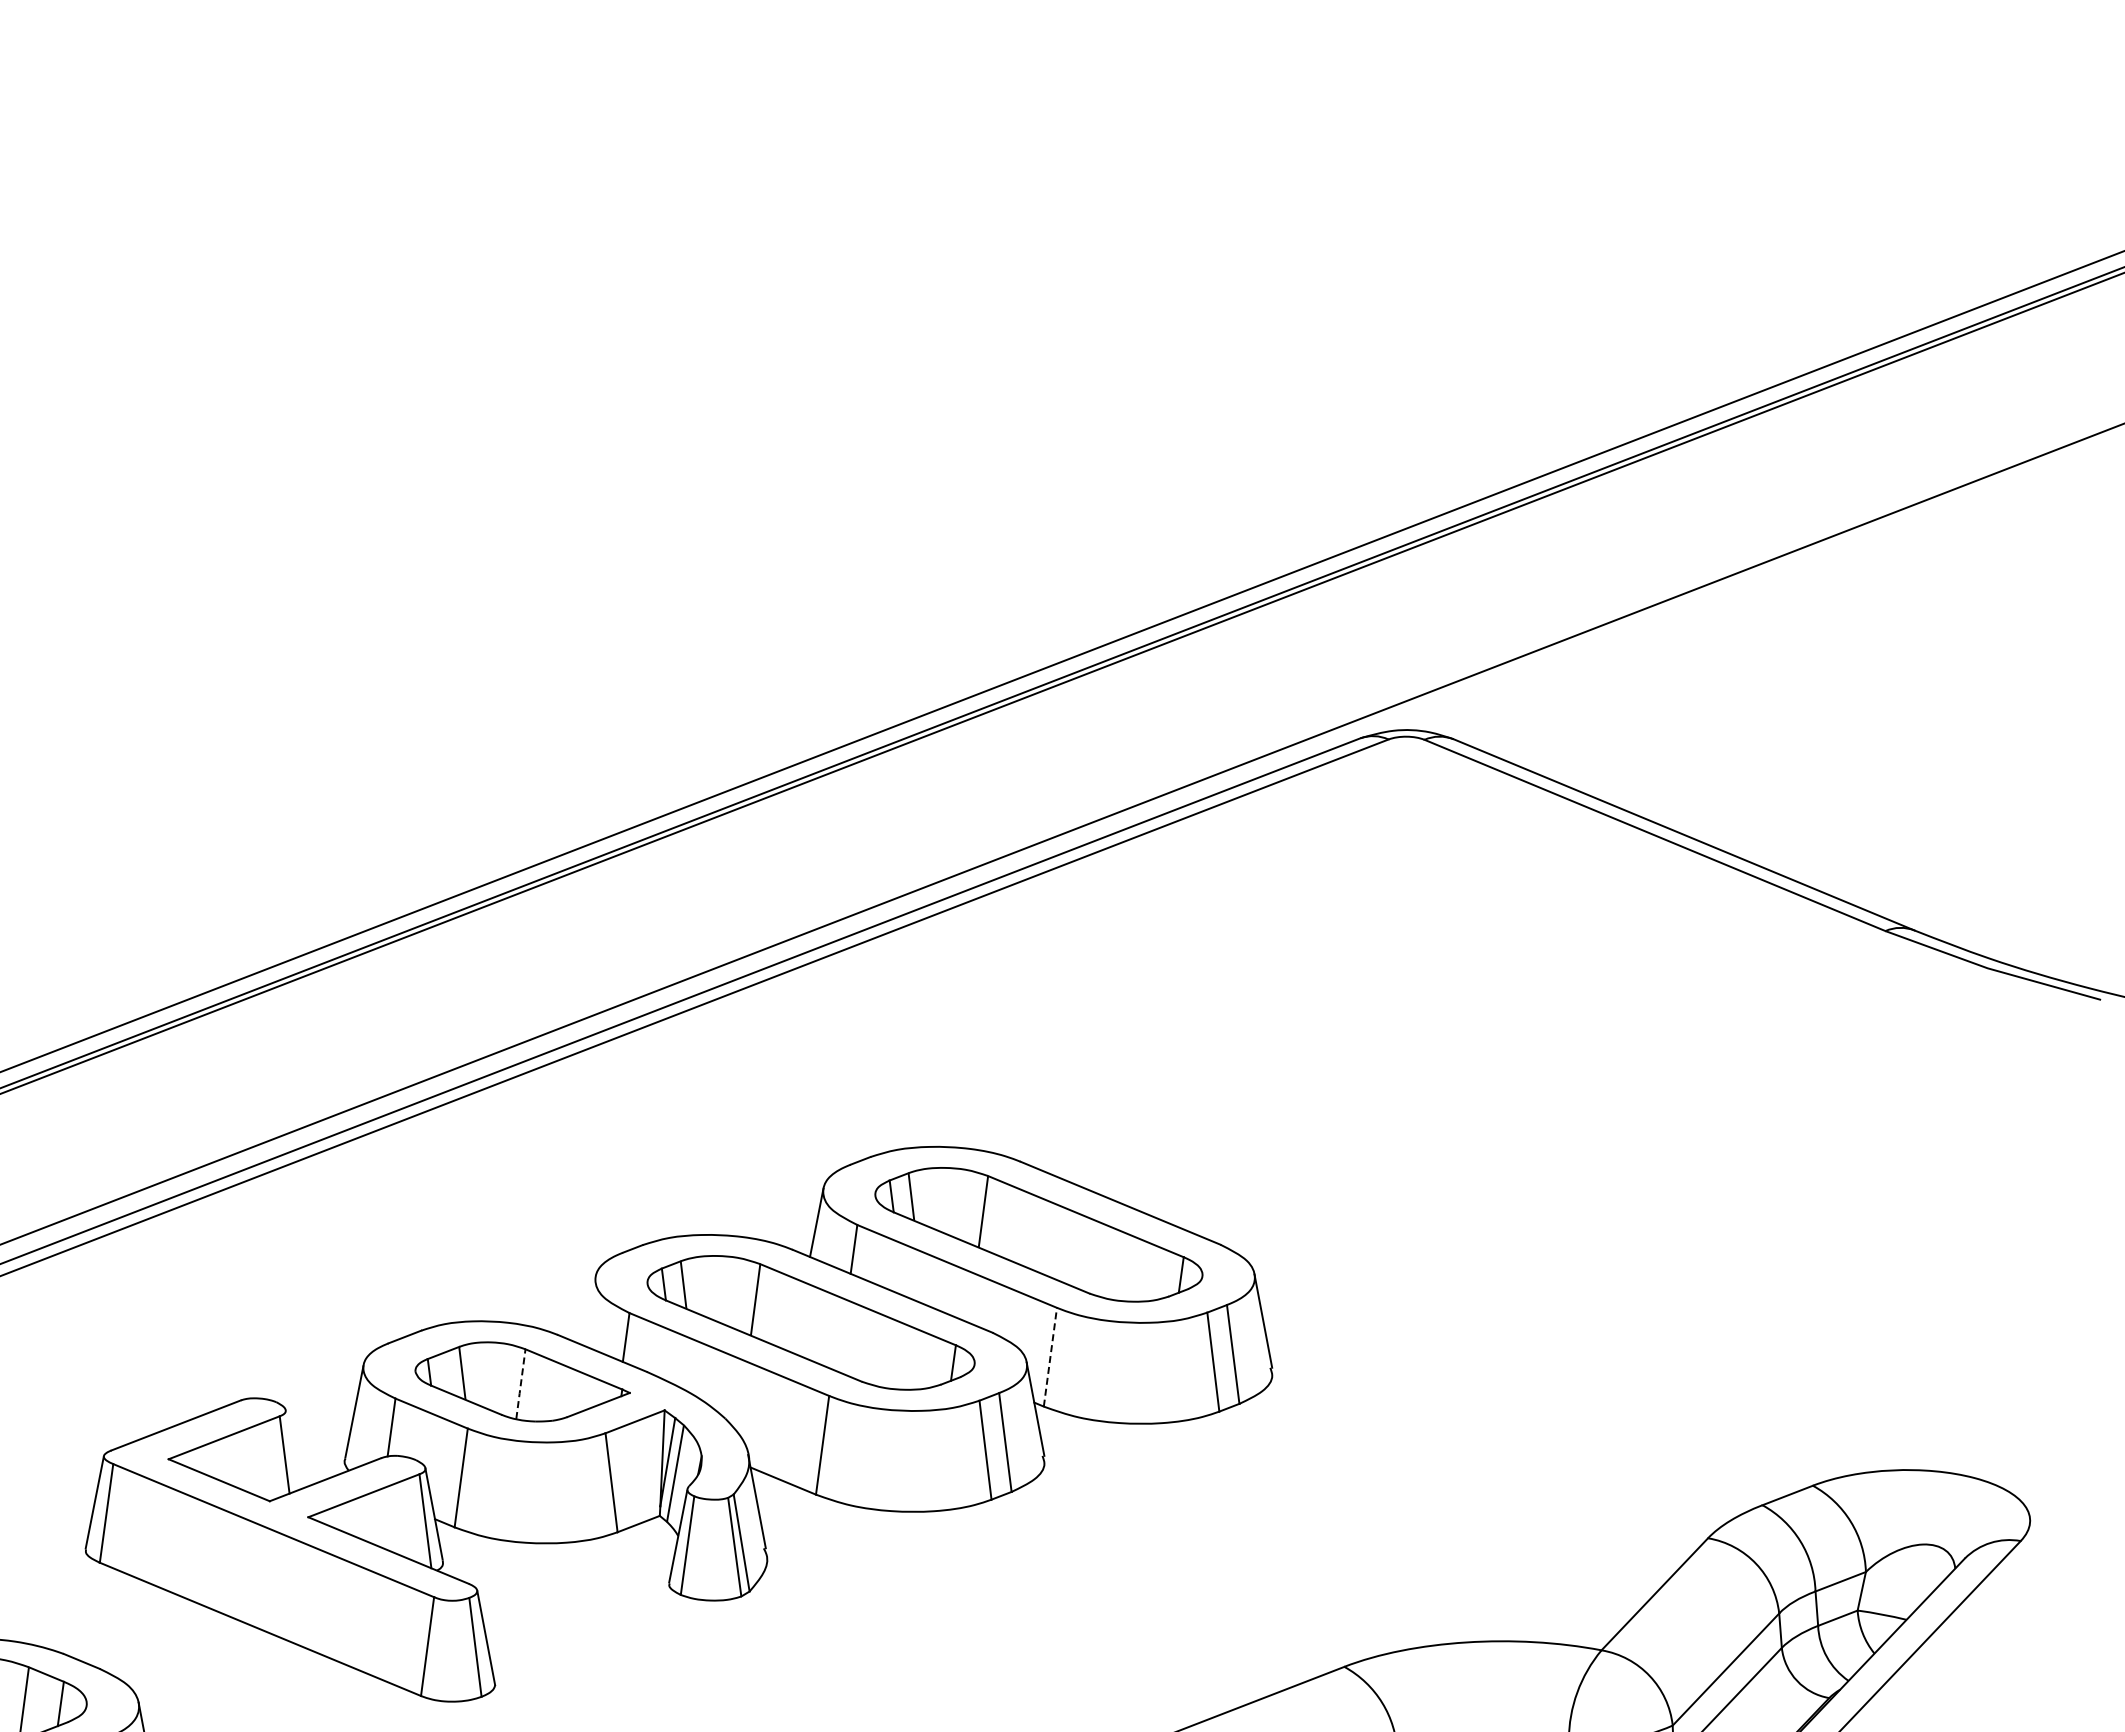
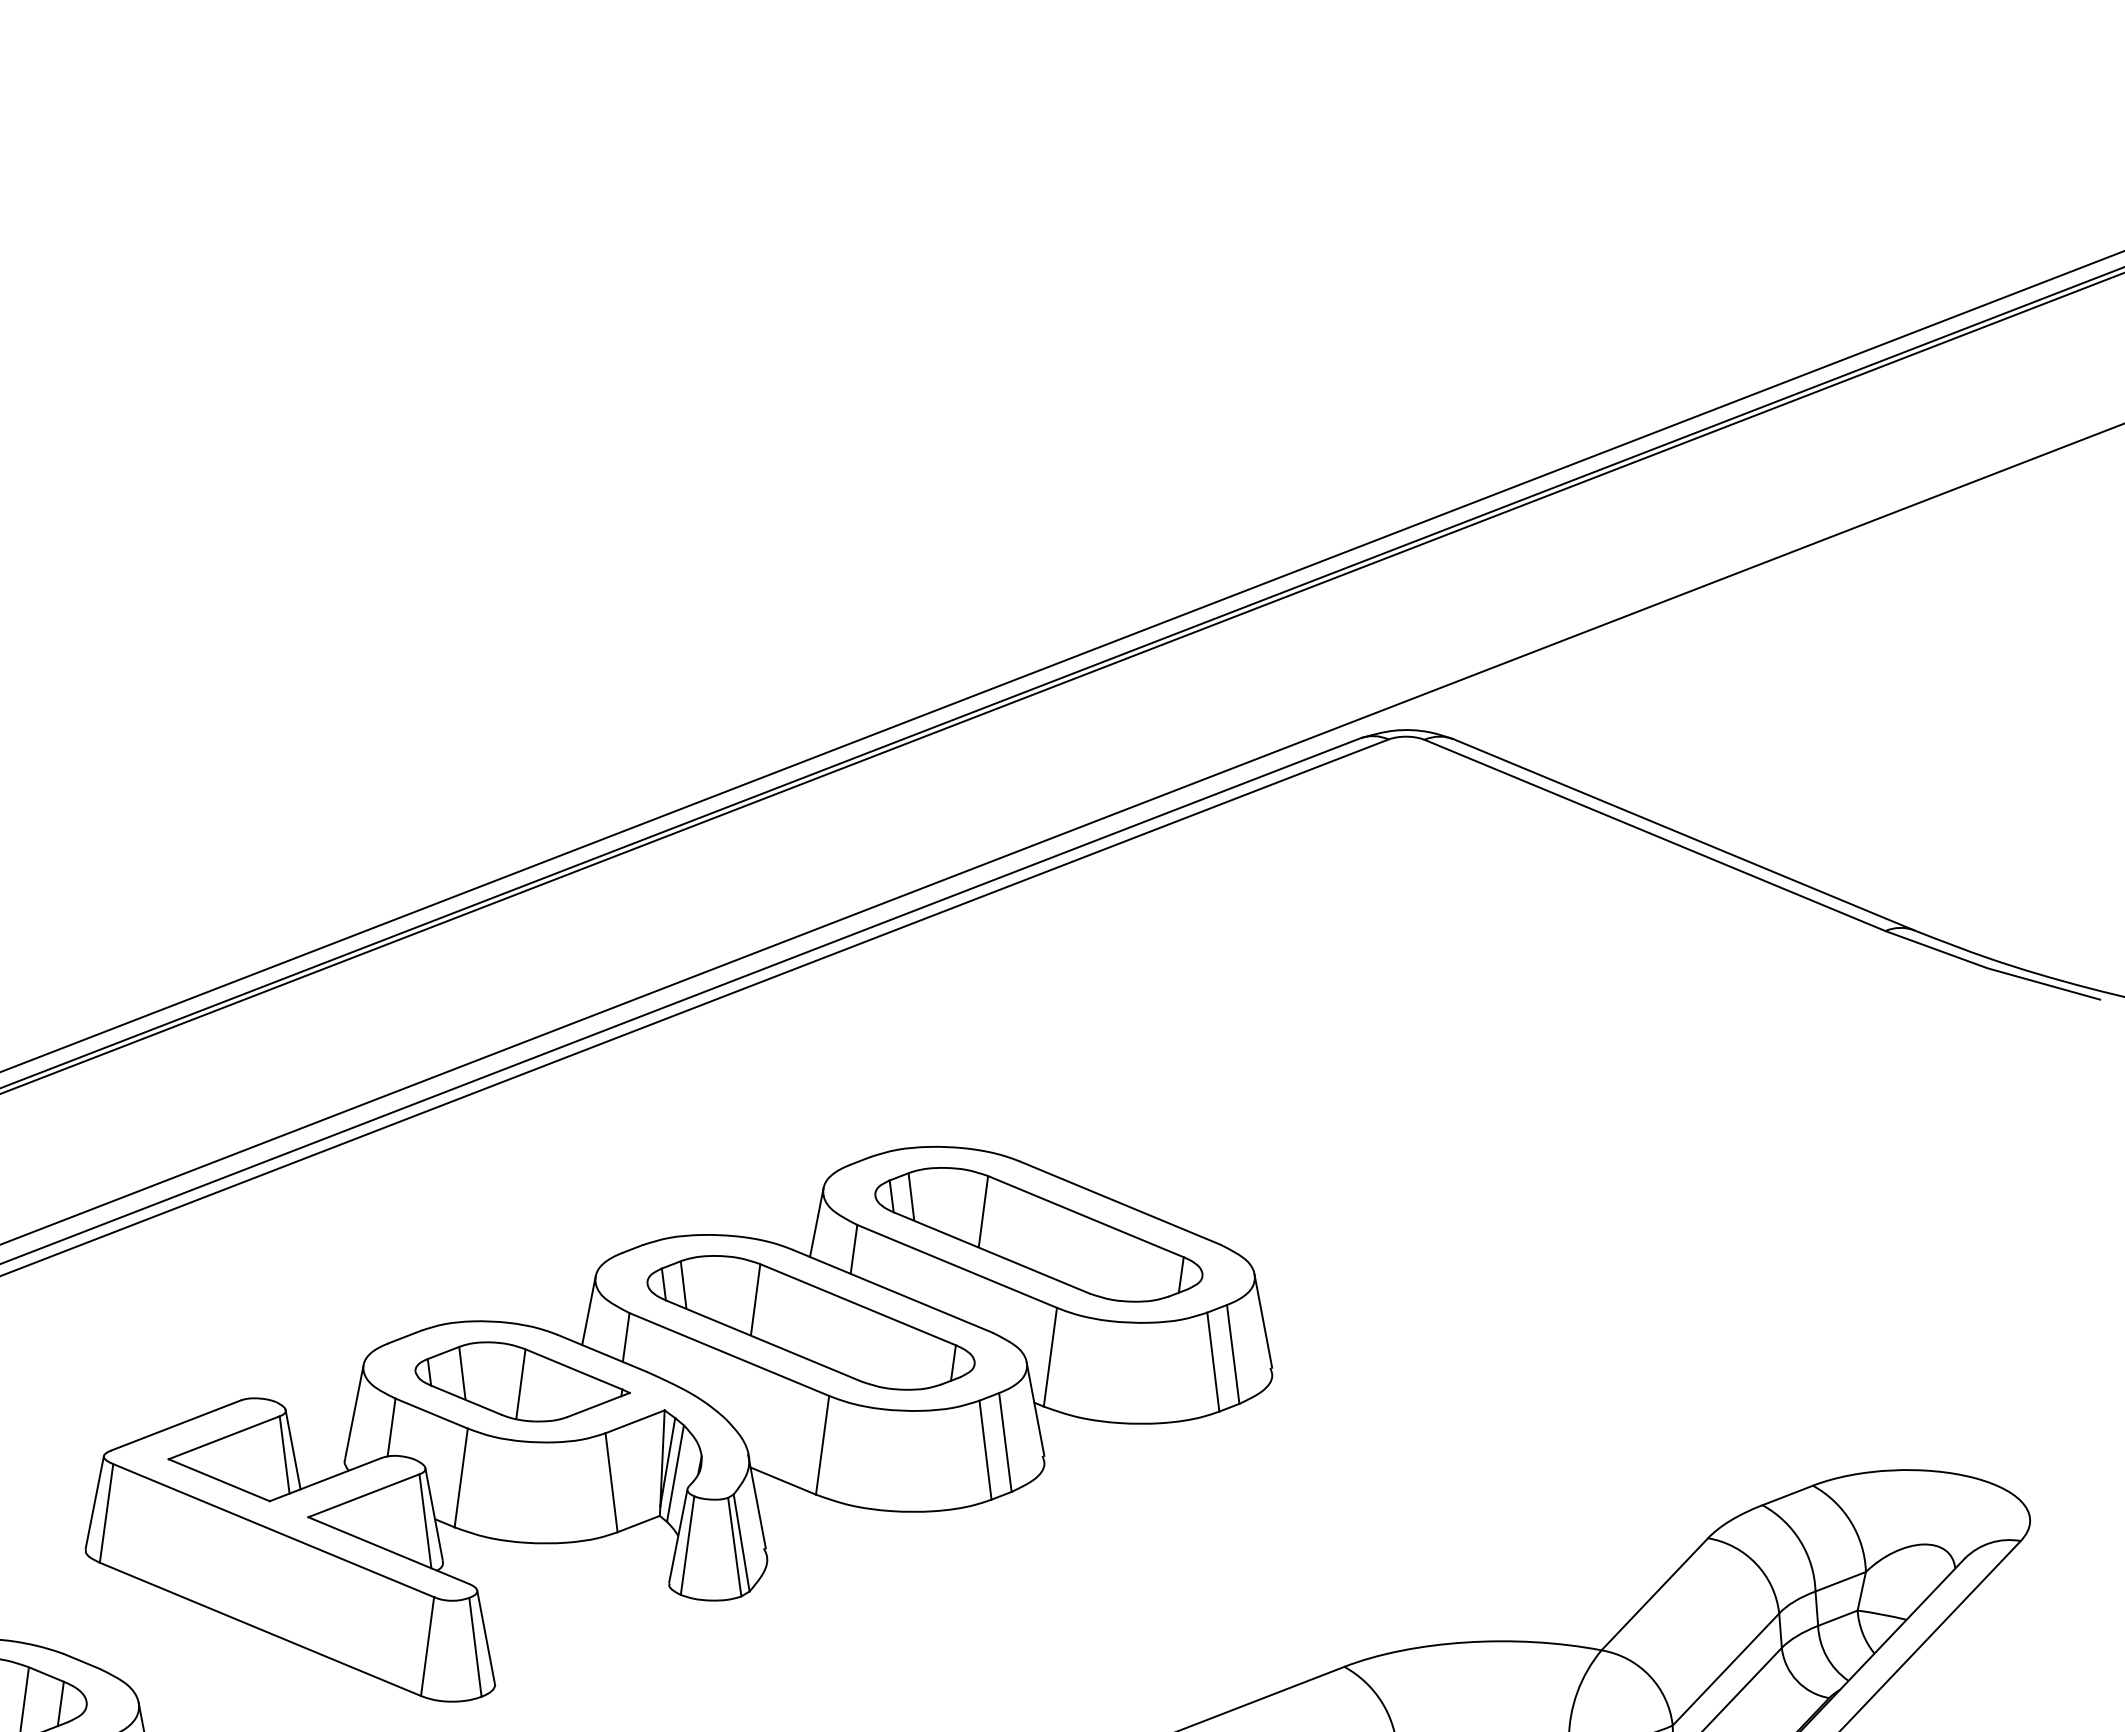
line: none -> present (588, 1310)
line: dashed -> solid (1050, 1357)
line: dashed -> solid (520, 1384)
line: none -> present (292, 1449)
